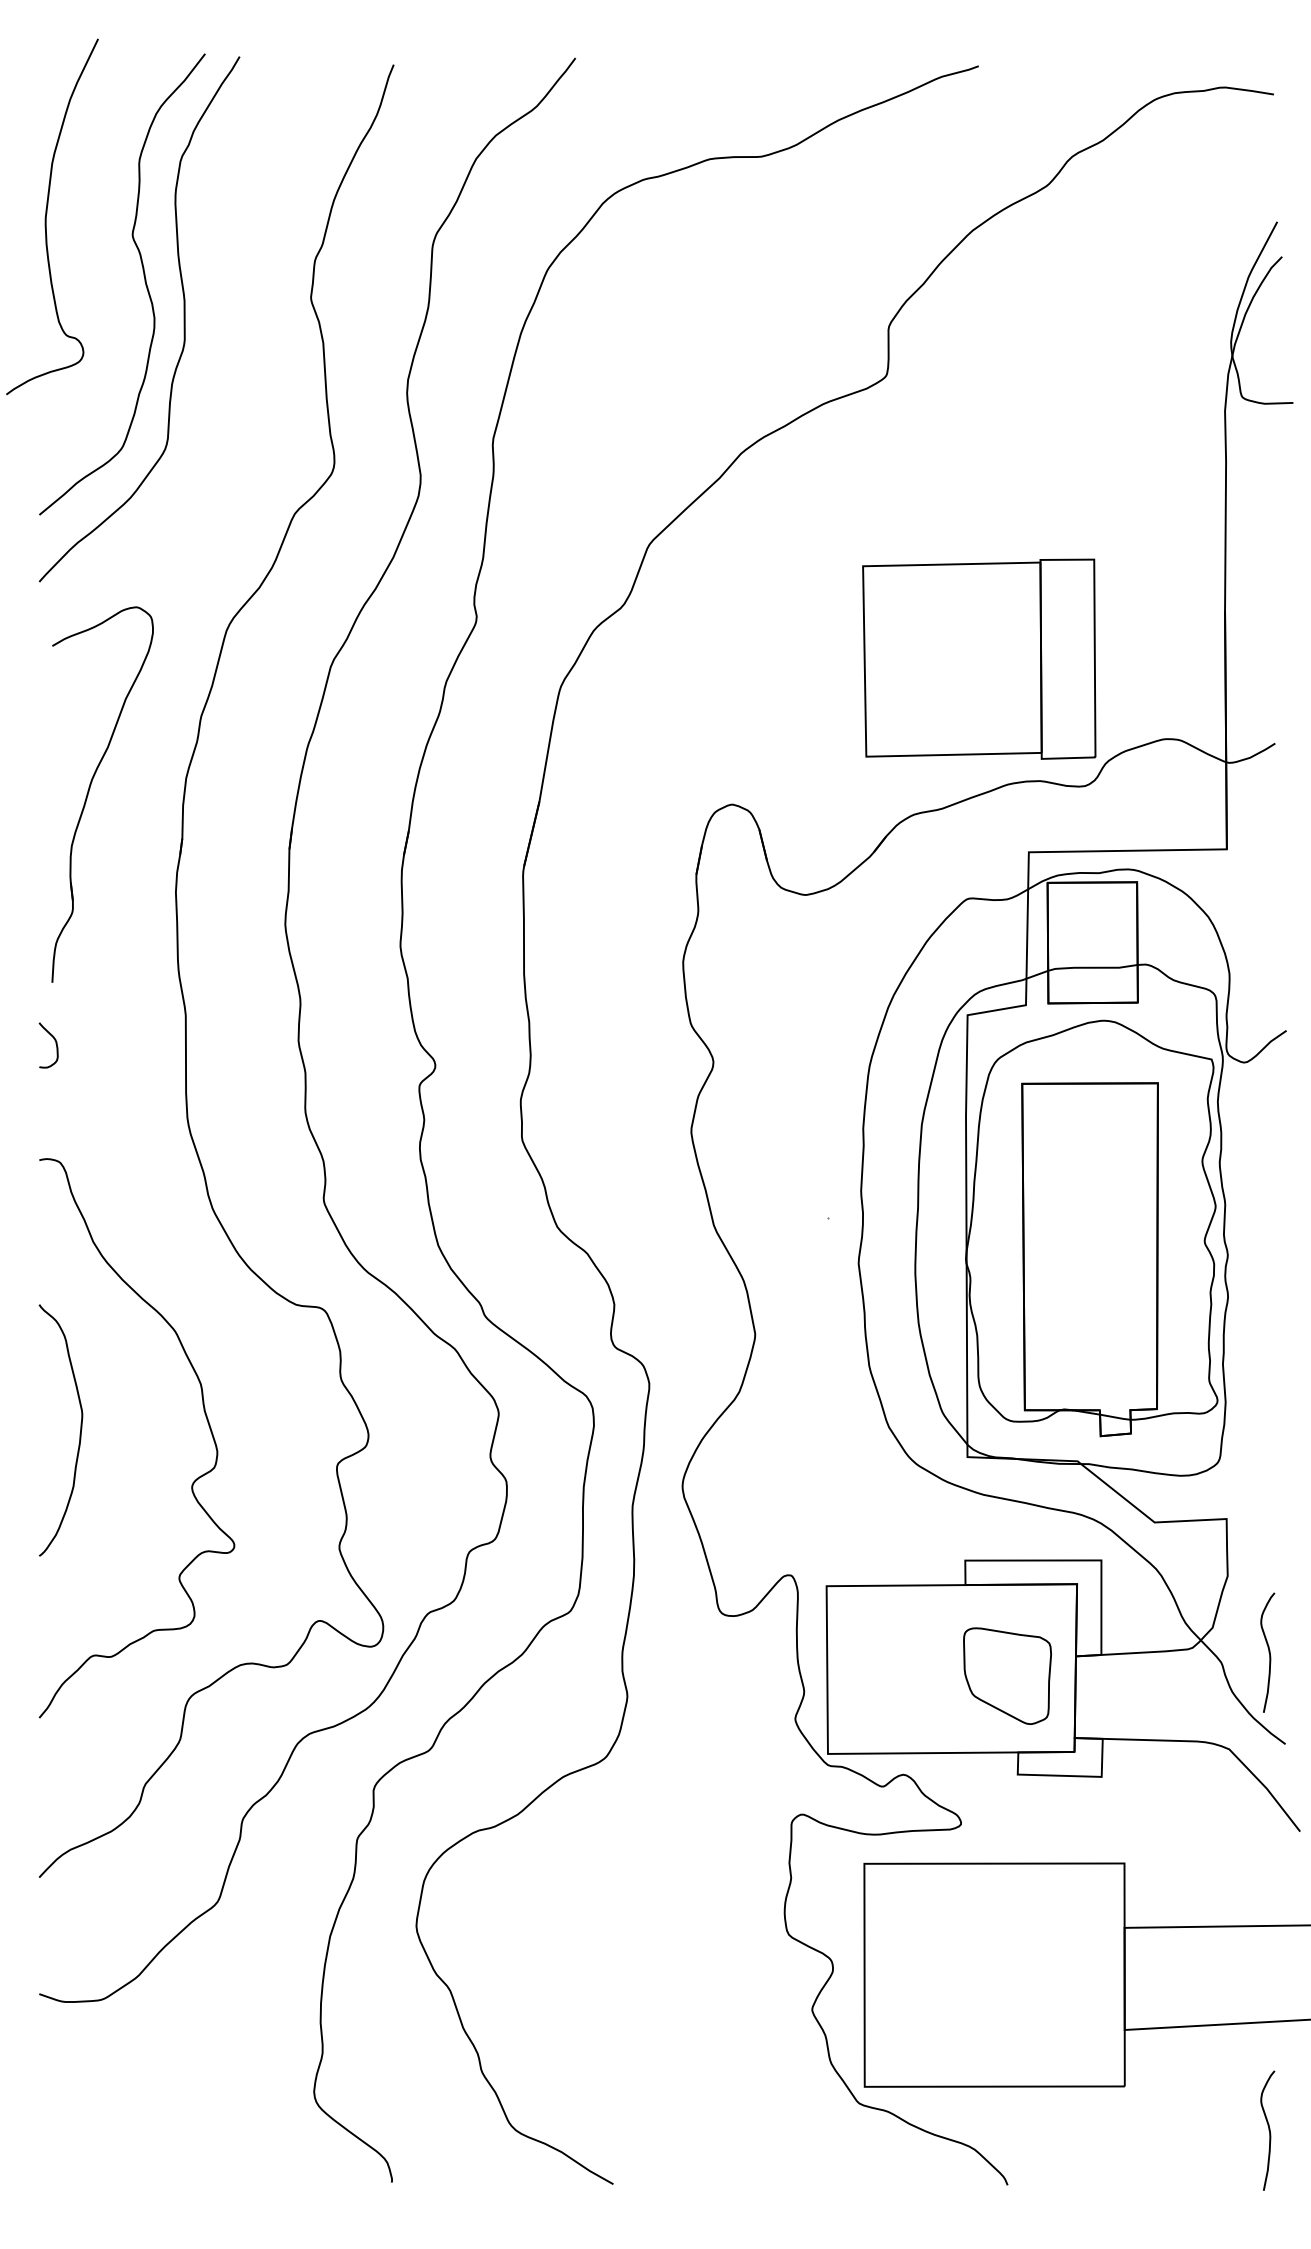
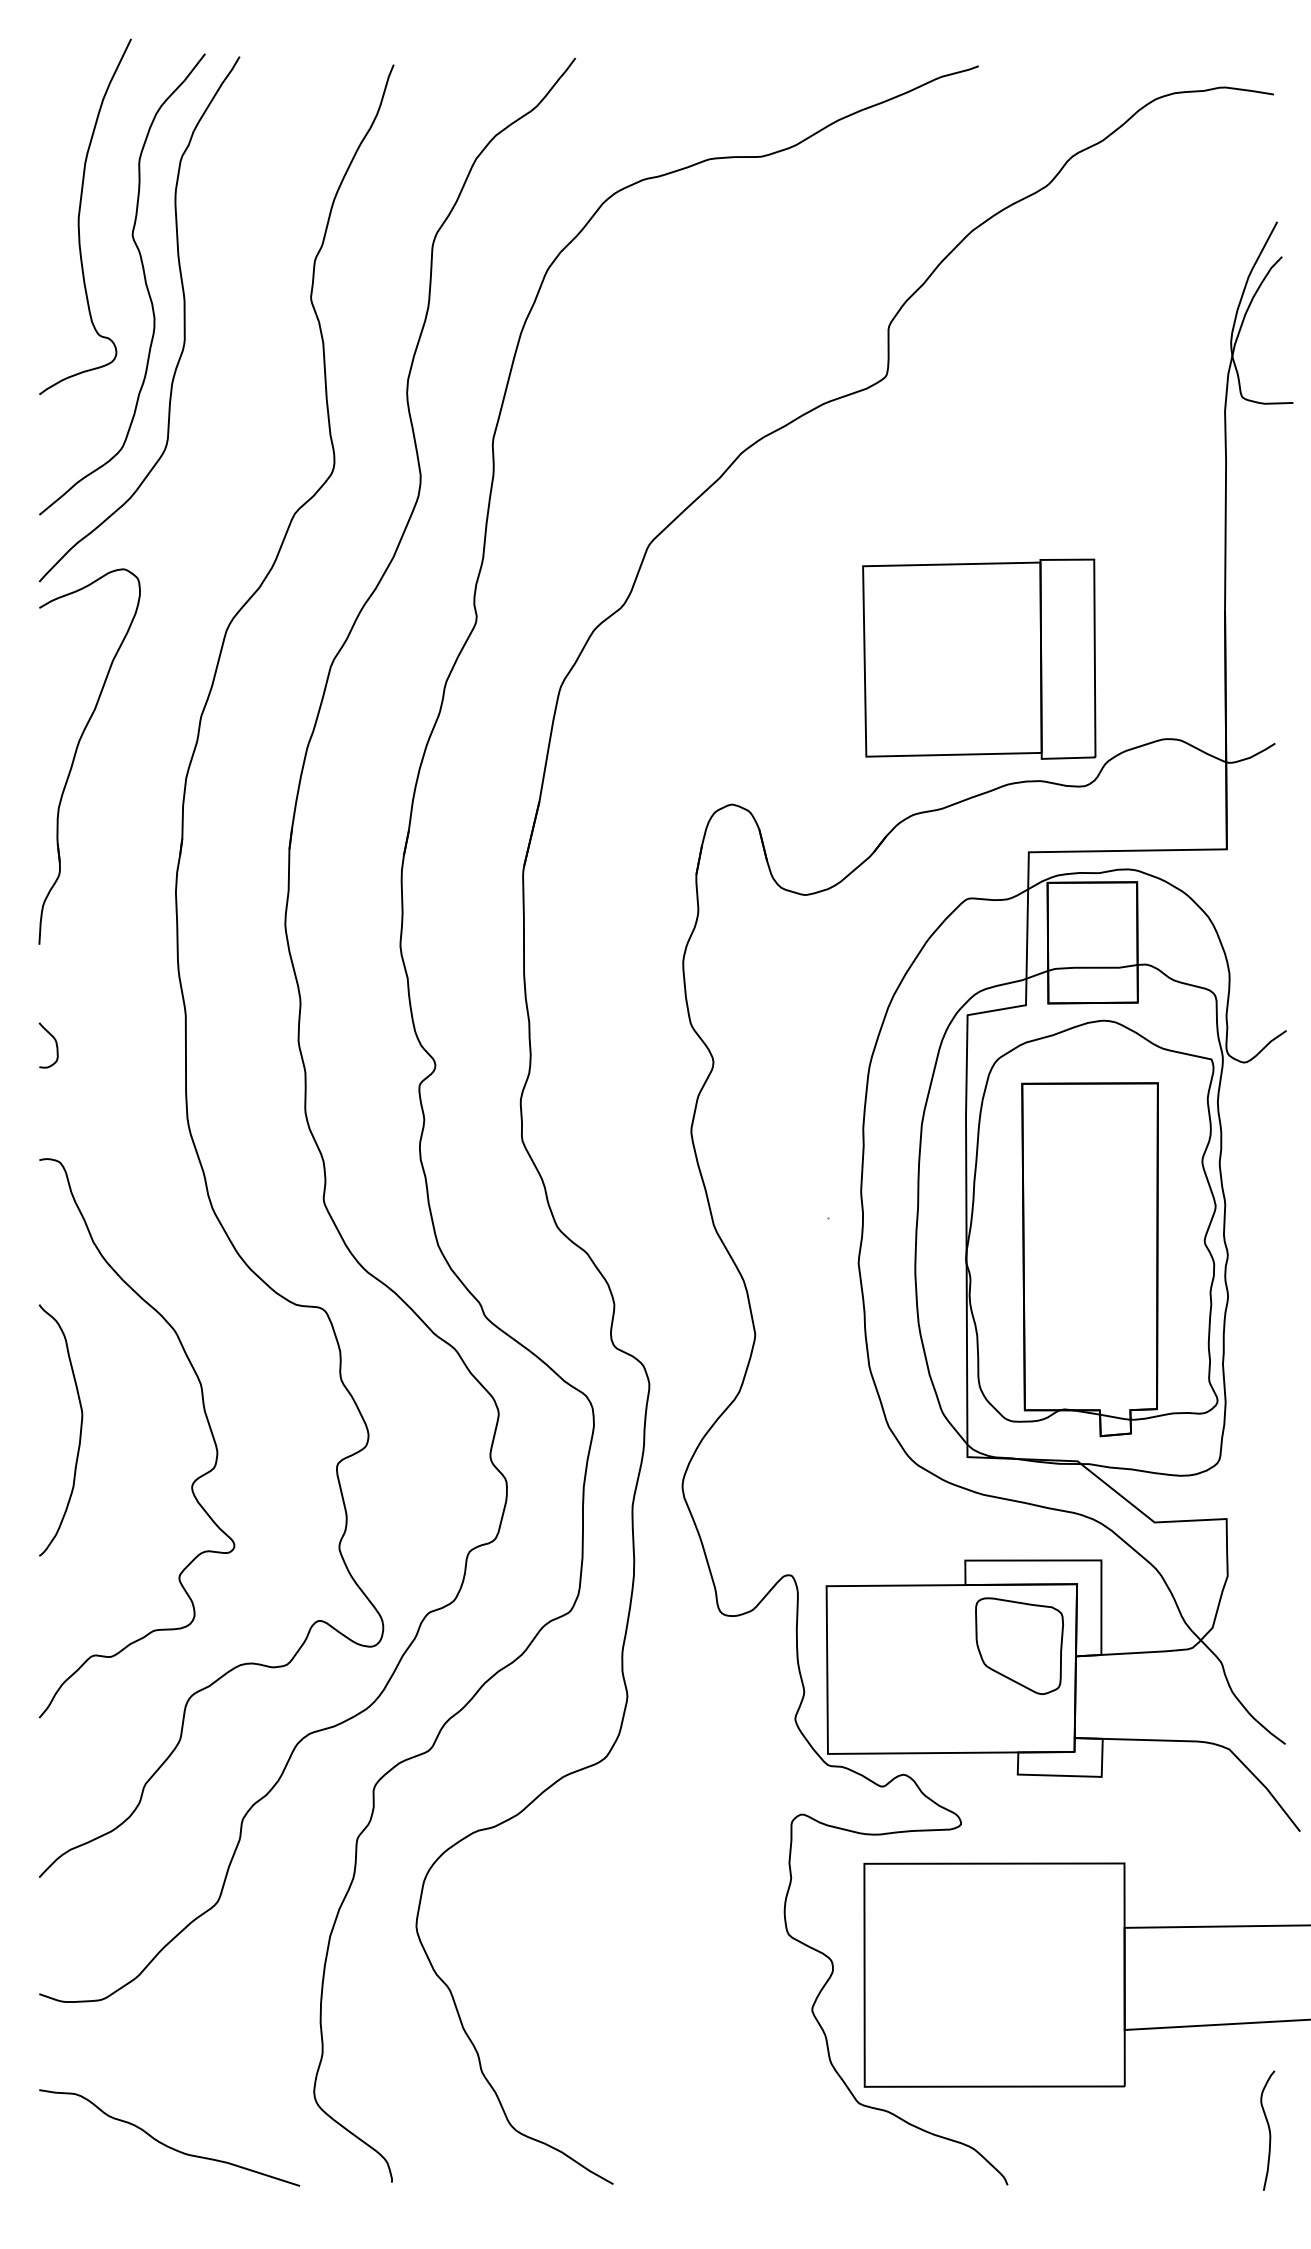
curve position: (47, 213) -> (80, 213) (80, 213)
part position: (89, 792) -> (76, 754) (76, 754)
curve: present -> none (1268, 1652)
part position: (1007, 1675) -> (1019, 1645) (1019, 1645)
curve: none -> present (166, 2144)
